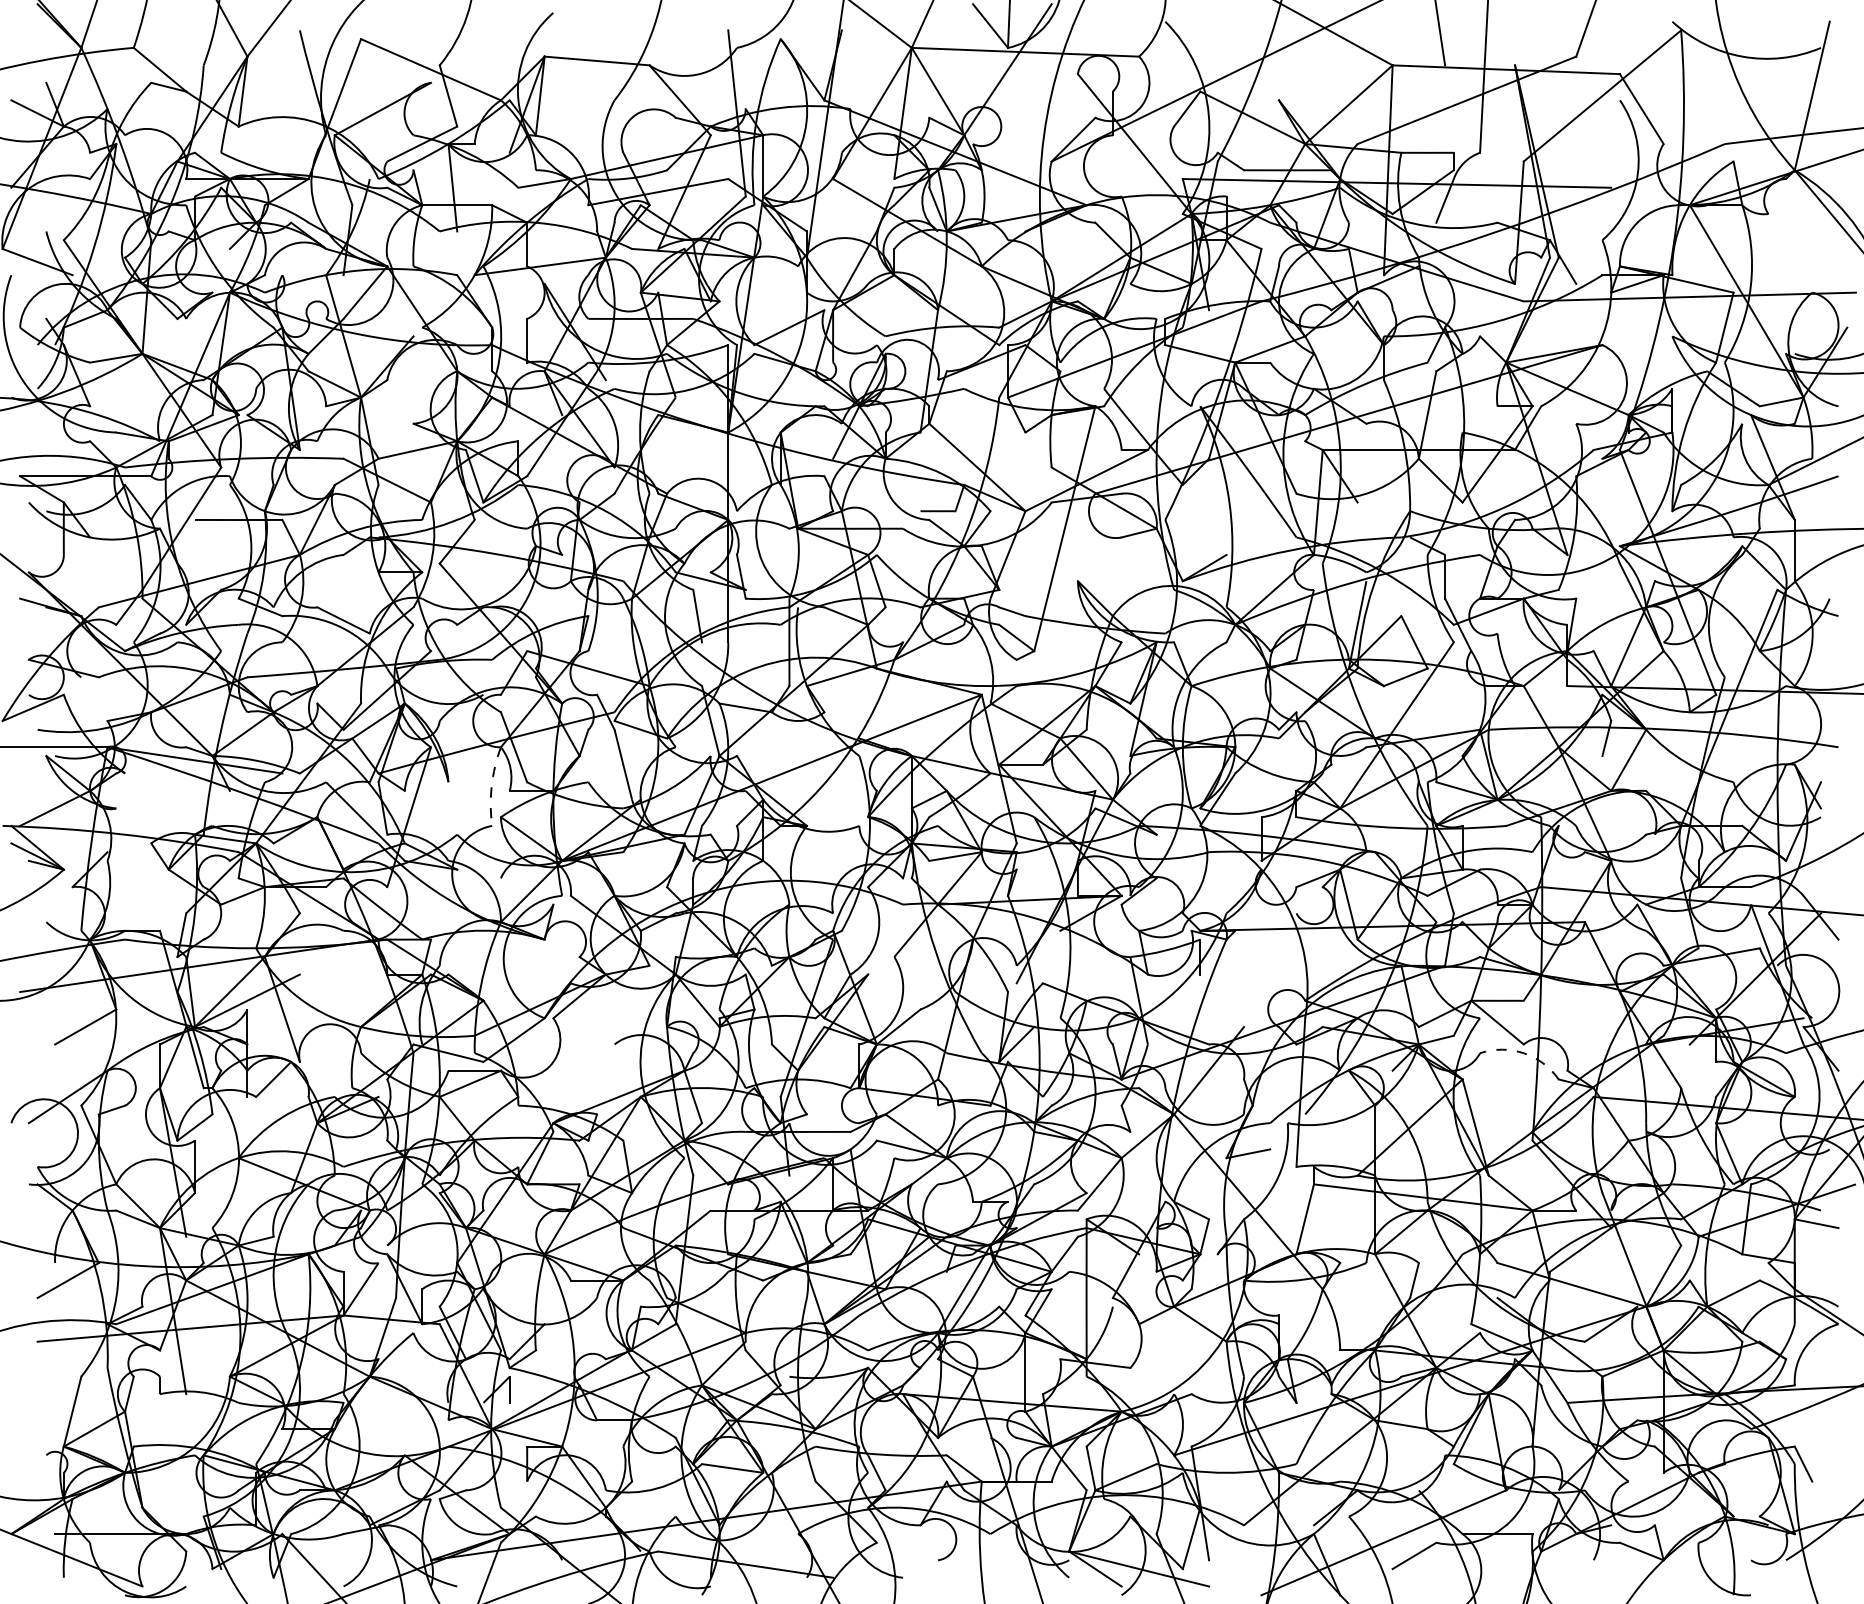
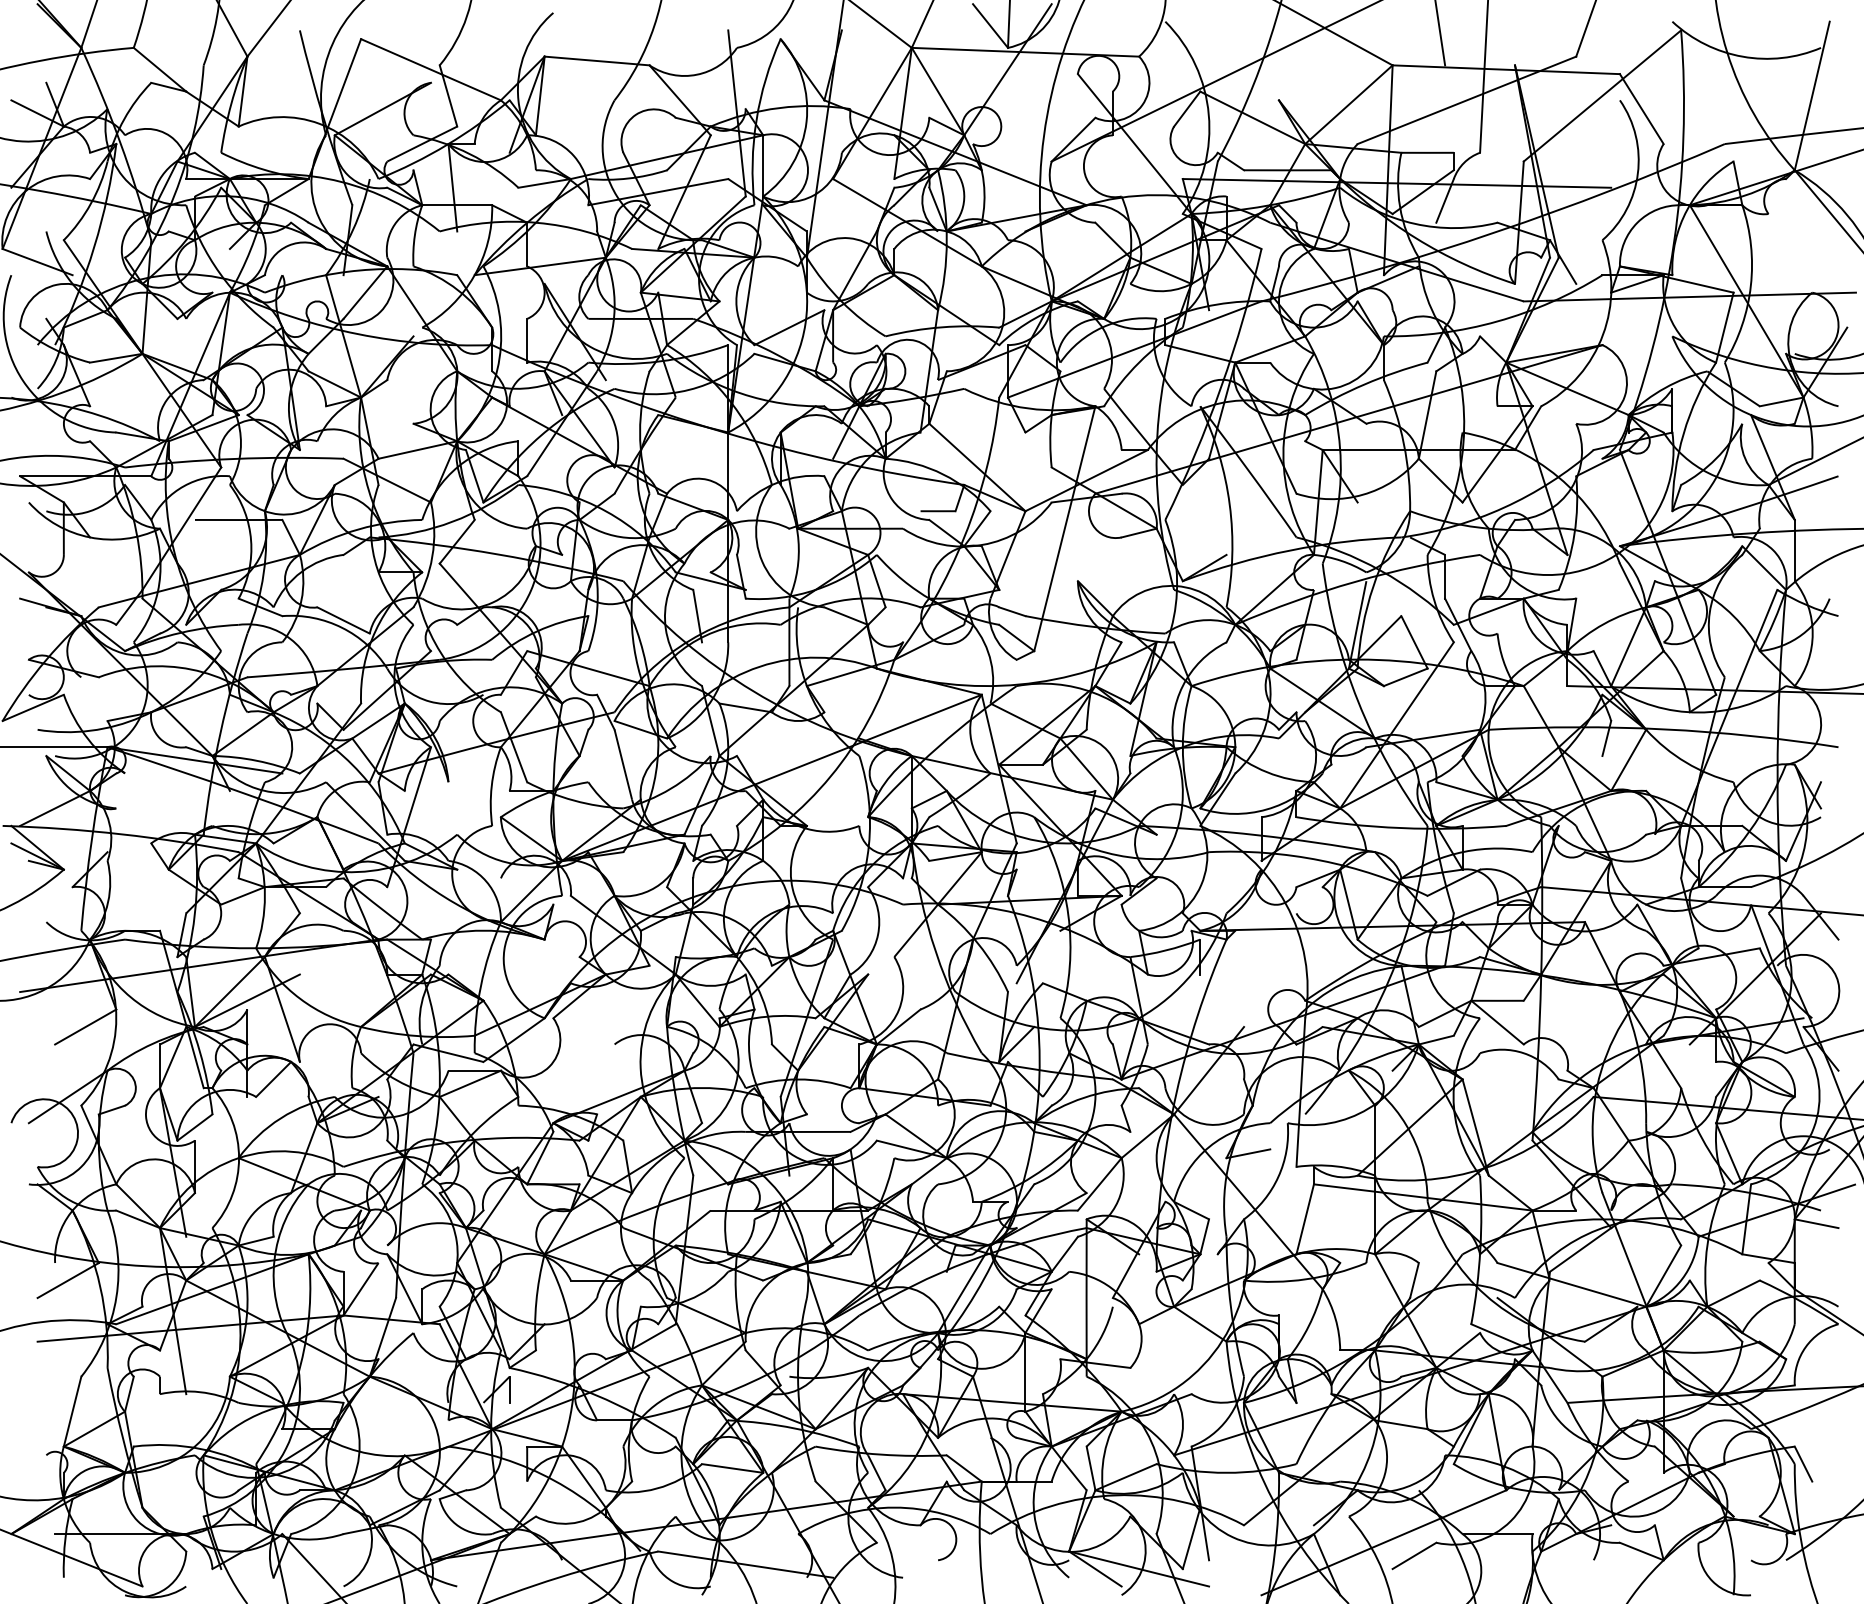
arc: dashed -> solid (491, 786)
arc: dashed -> solid (1523, 1053)
